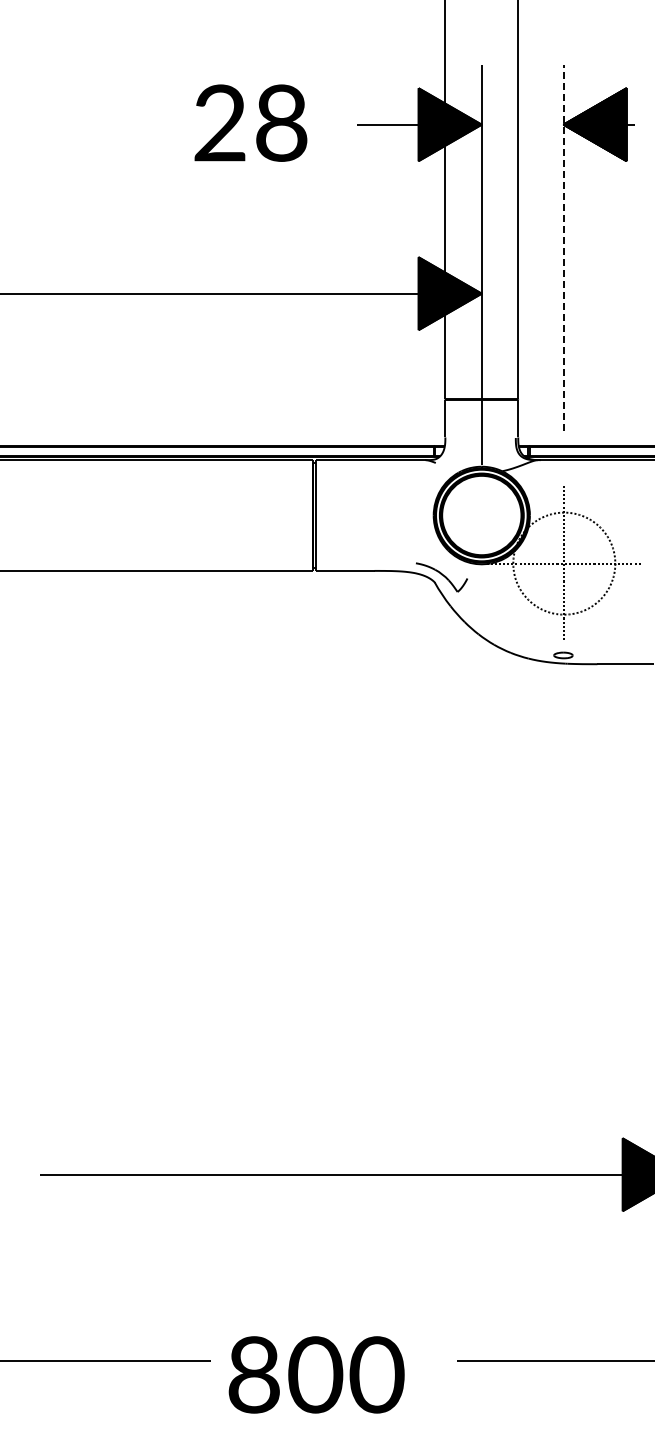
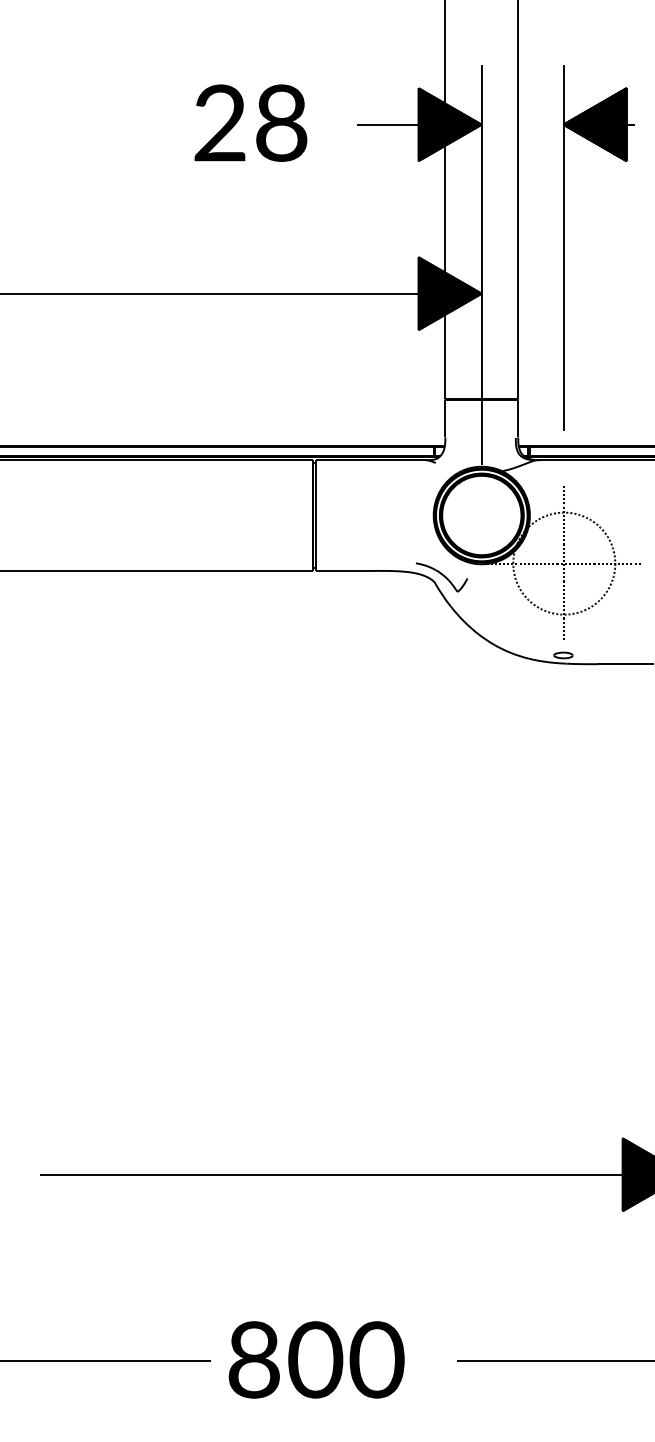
line: dashed -> solid (563, 247)
text position: (316, 1374) -> (316, 1359) (316, 1359)
